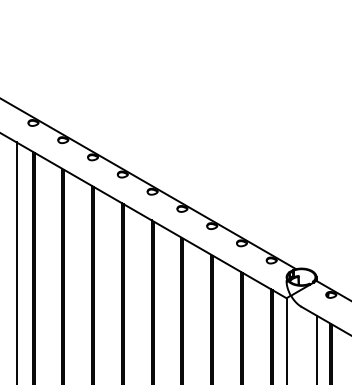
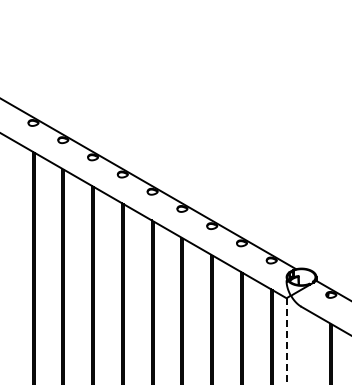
line: present -> none (16, 261)
line: solid -> dashed (286, 341)
line: present -> none (316, 348)
